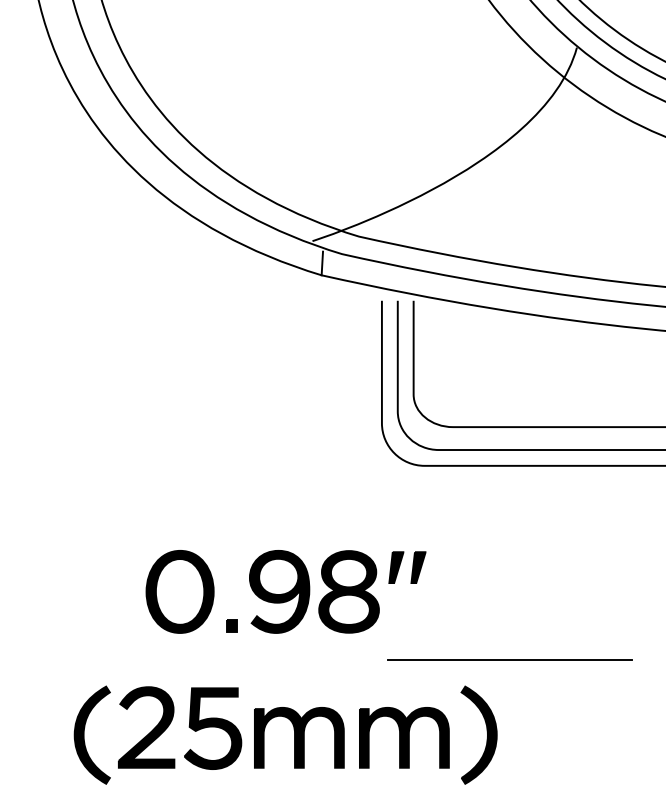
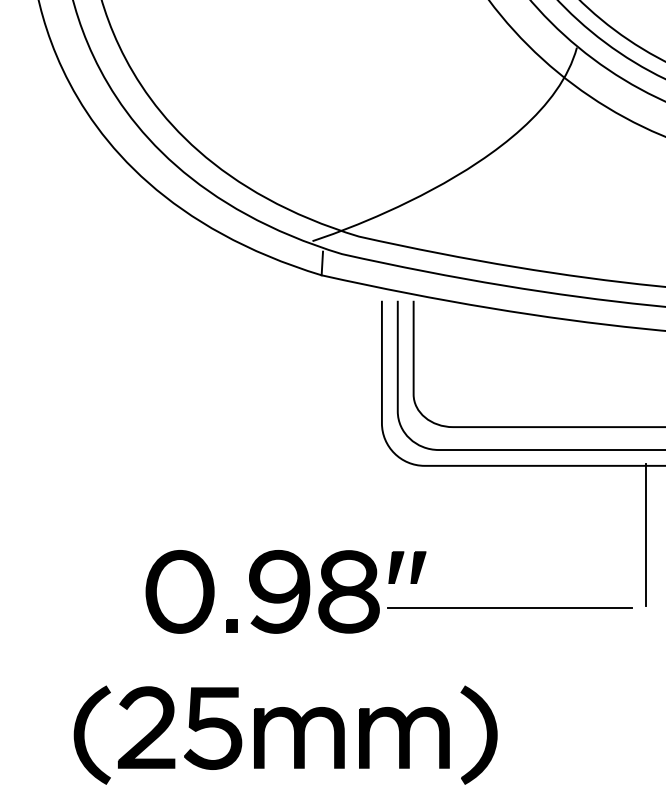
line: none -> present (645, 534)
line position: (509, 659) -> (509, 607) (509, 607)
